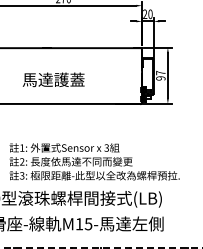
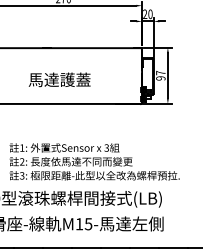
text position: (53, 79) -> (59, 79) (59, 79)
line: dashed -> solid (101, 247)
